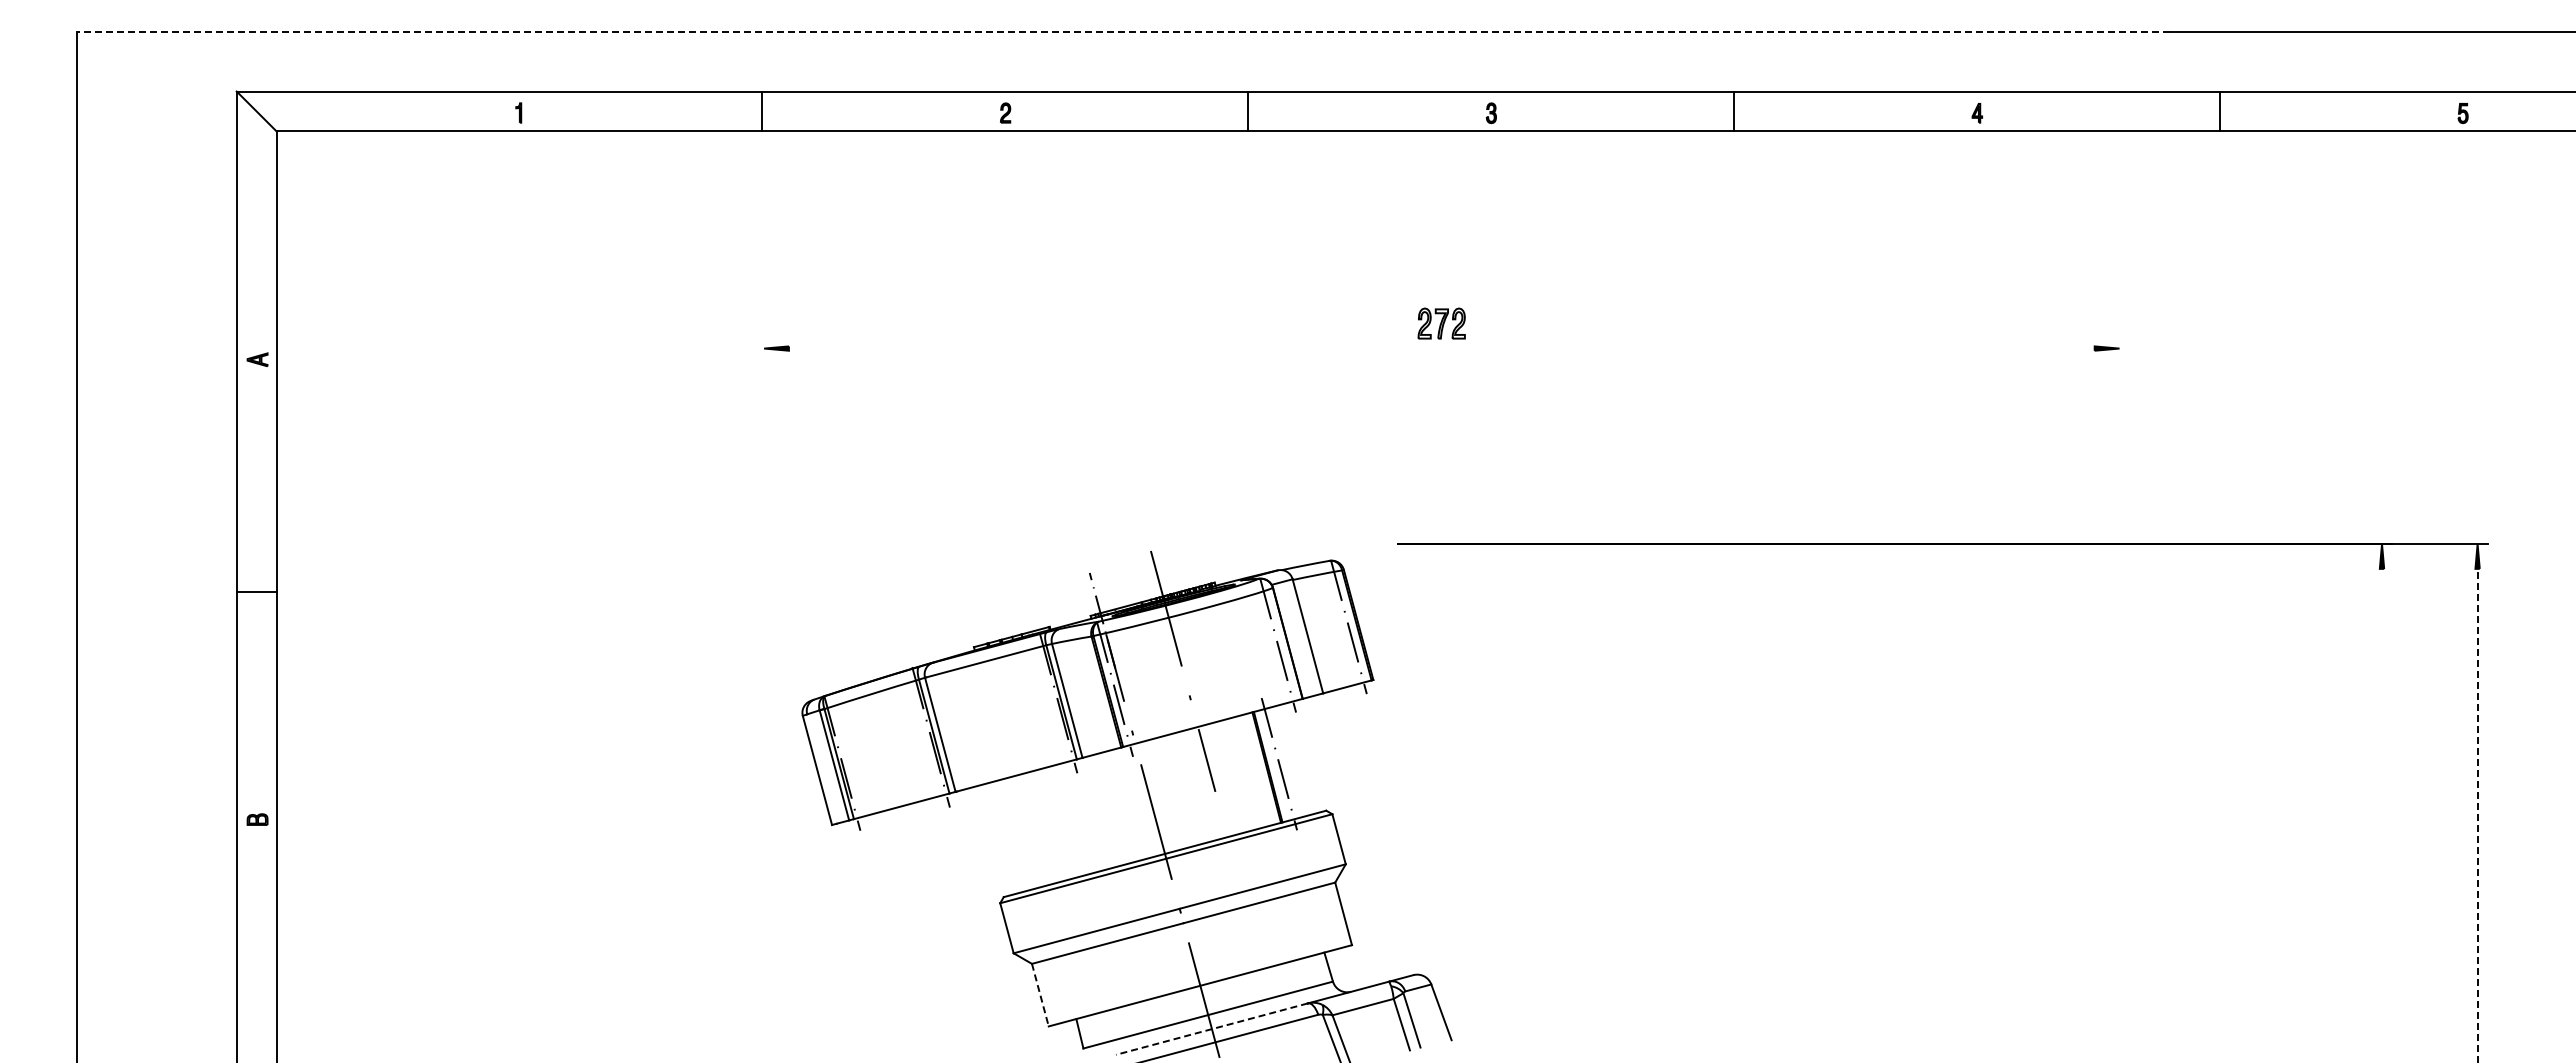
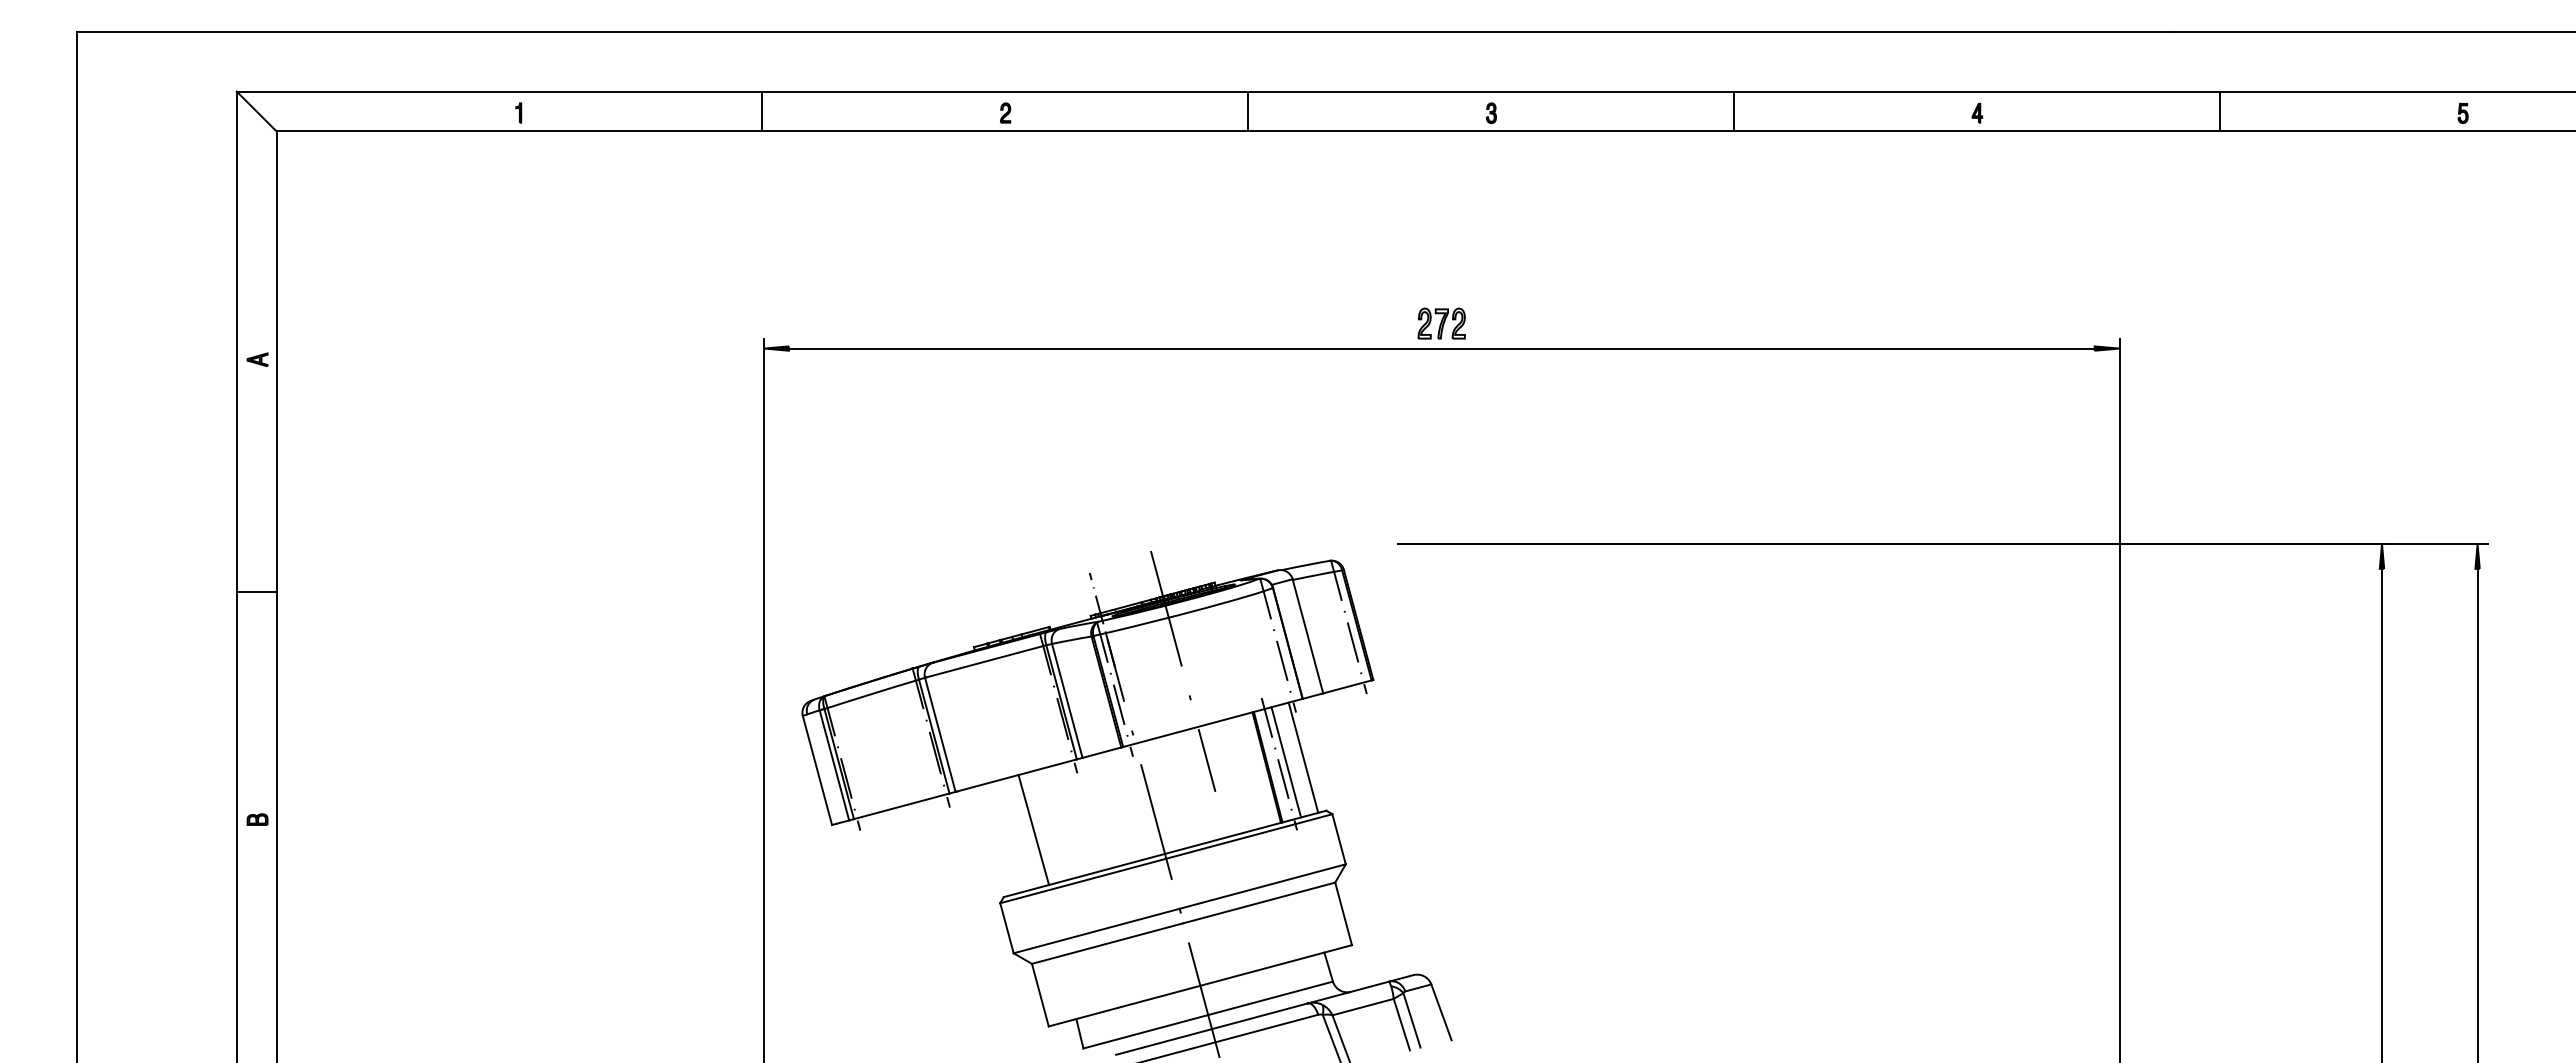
line: dashed -> solid (1123, 31)
line: none -> present (1441, 348)
line: none -> present (764, 698)
line: none -> present (2119, 698)
line: none -> present (1303, 757)
line: none -> present (1286, 762)
line: none -> present (2382, 813)
line: dashed -> solid (2477, 815)
line: none -> present (1033, 830)
line: dashed -> solid (1040, 995)
line: dashed -> solid (1211, 1029)
